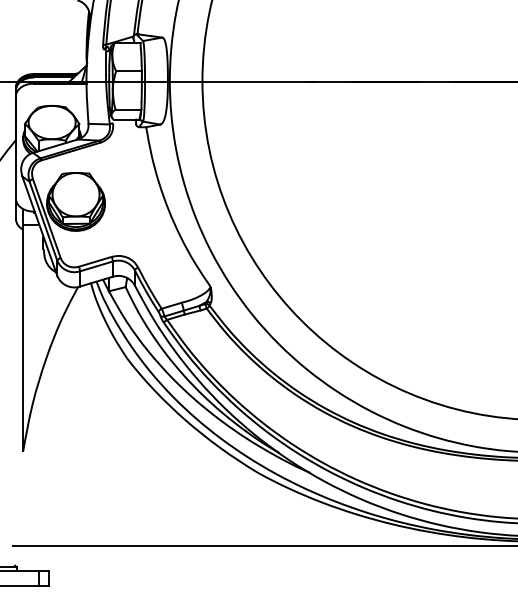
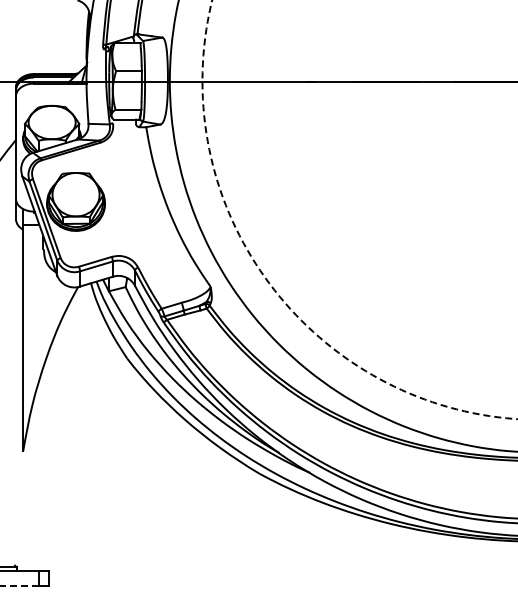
circle: solid -> dashed (359, 209)
line: present -> none (263, 546)
line: solid -> dashed (19, 585)
